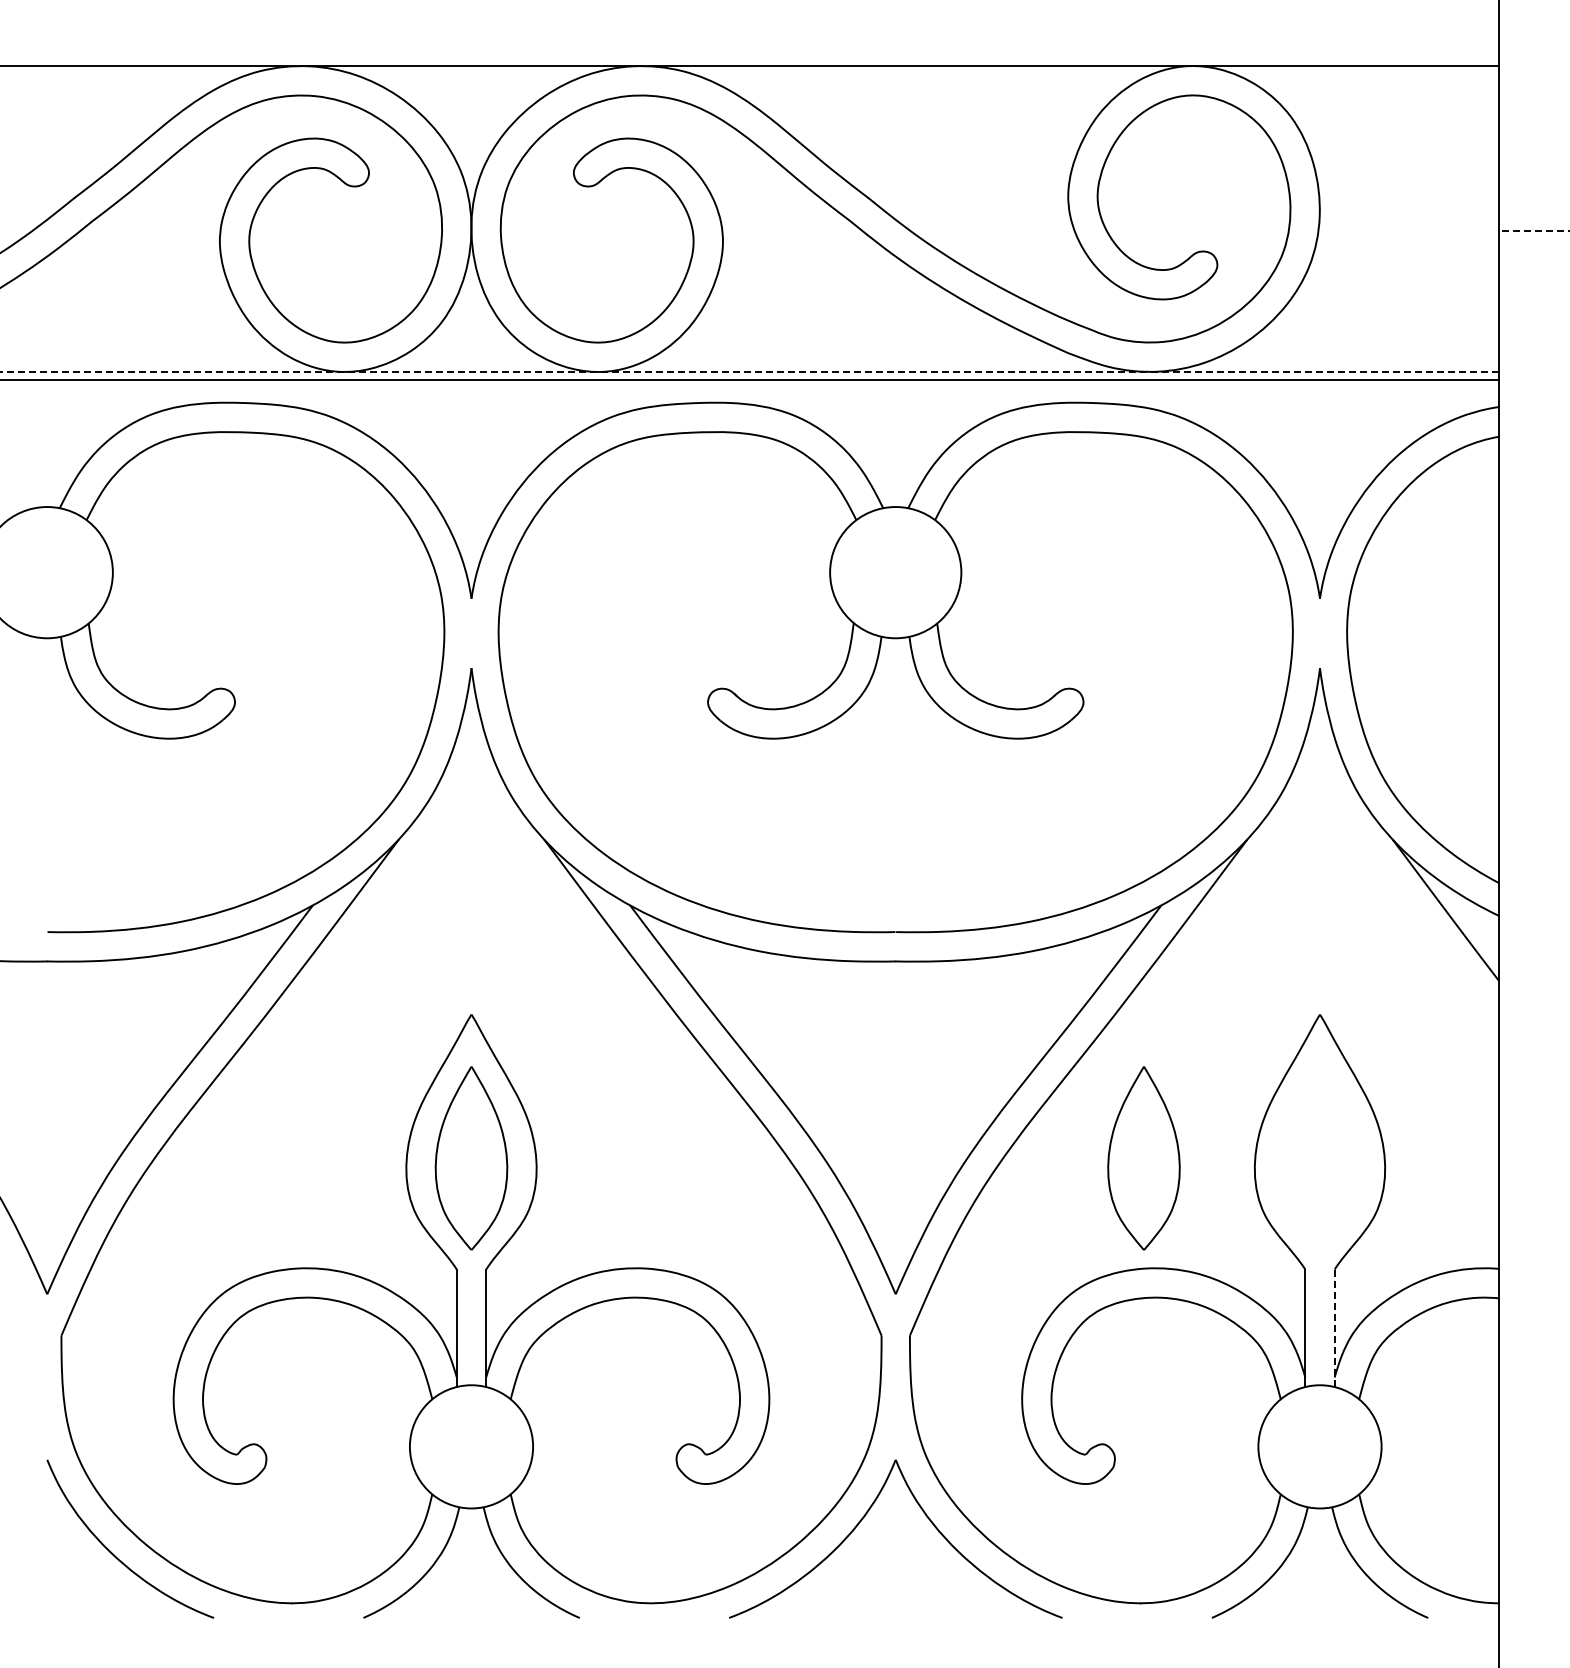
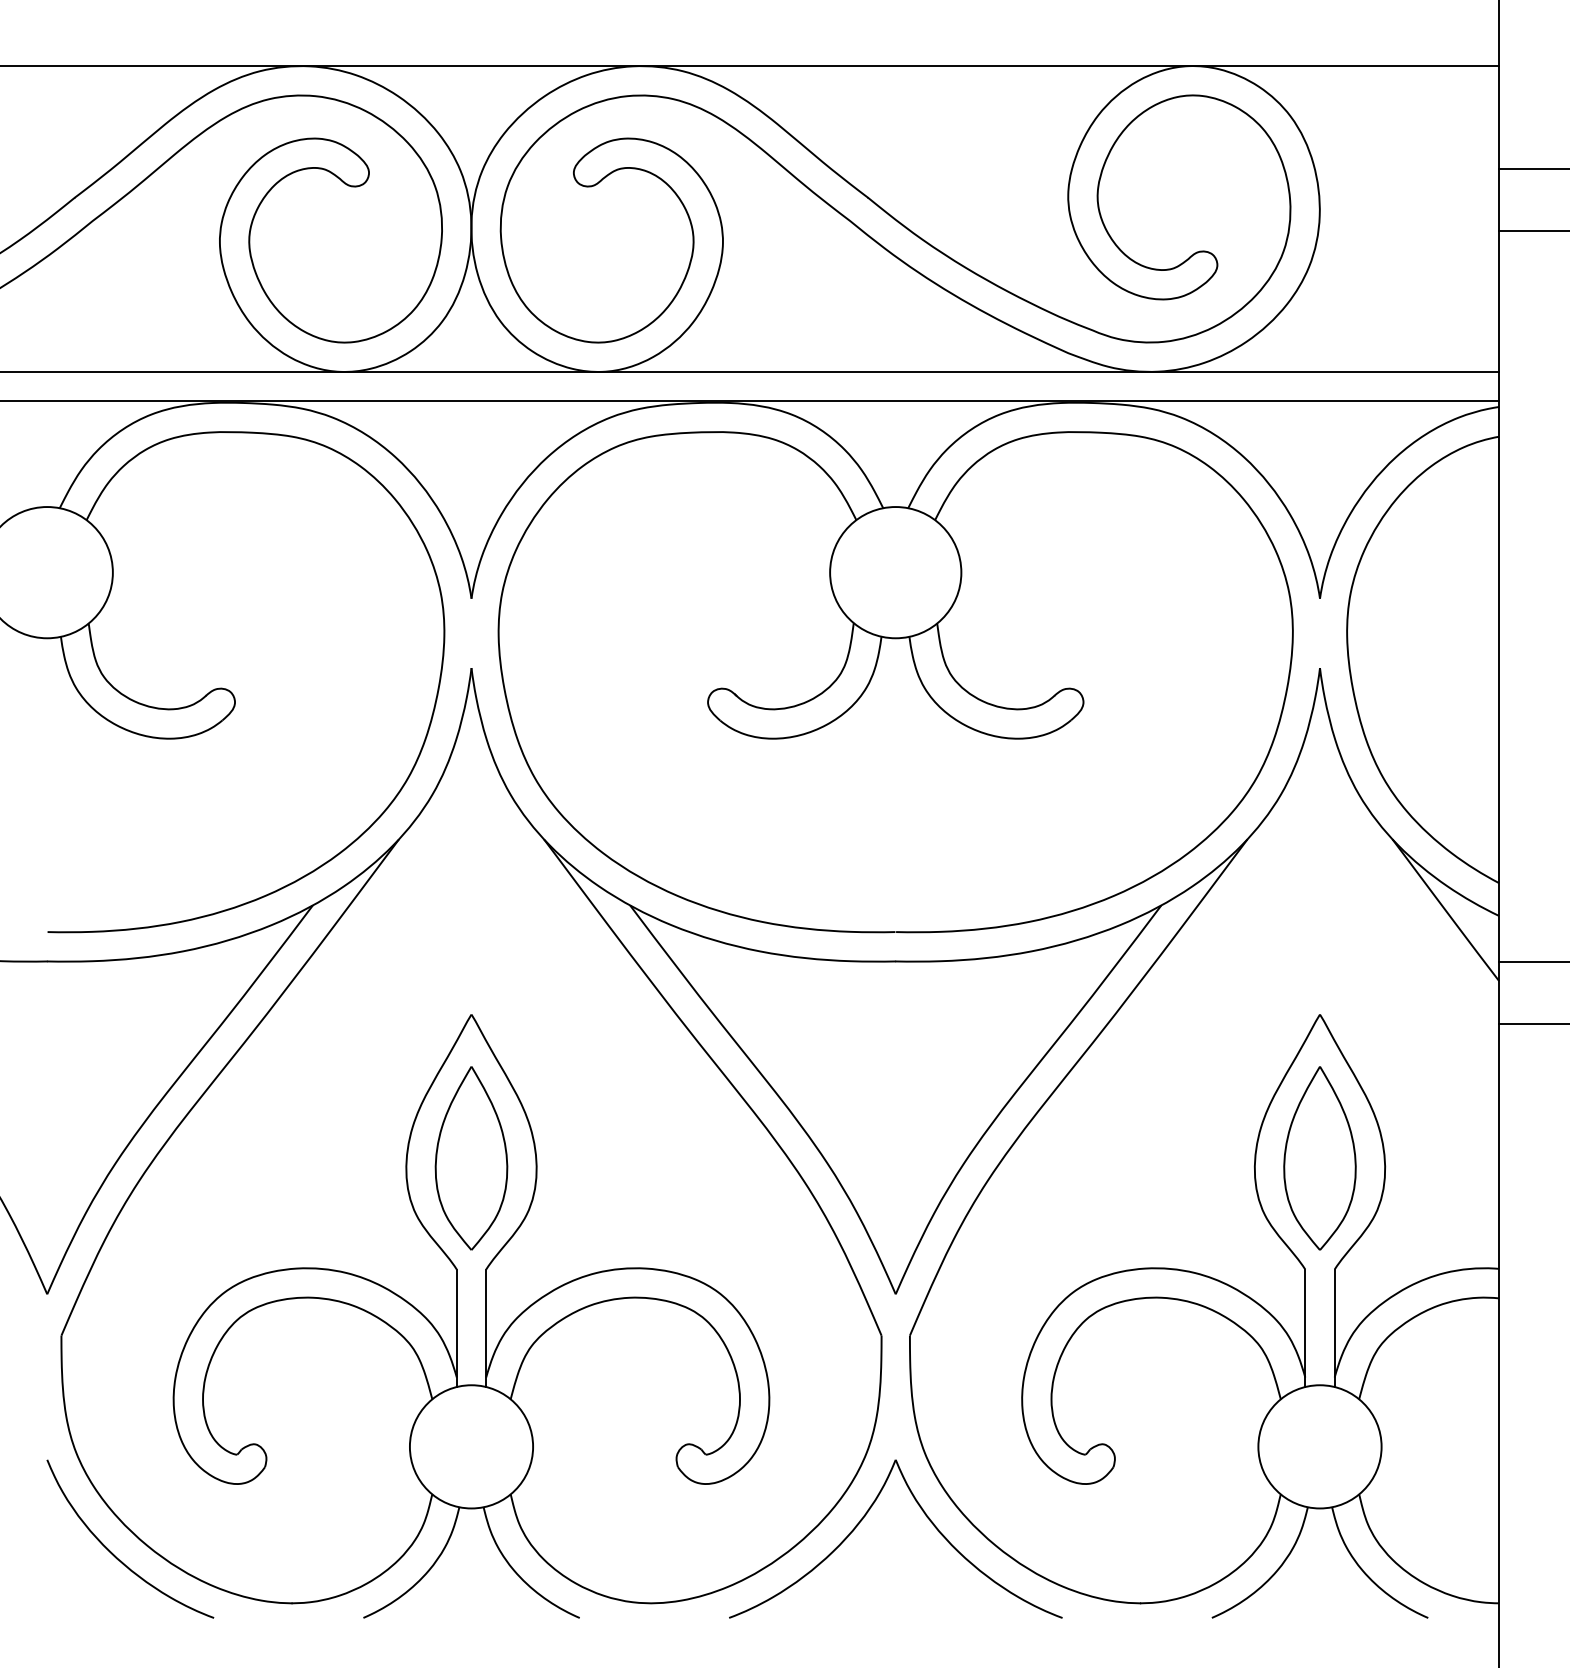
line: none -> present (1532, 169)
line: dashed -> solid (1534, 231)
line: dashed -> solid (749, 371)
line position: (750, 380) -> (750, 401) (750, 401)
line: none -> present (1532, 962)
line: none -> present (1532, 1024)
part position: (1143, 1158) -> (1319, 1158) (1319, 1158)
line: dashed -> solid (1334, 1328)
